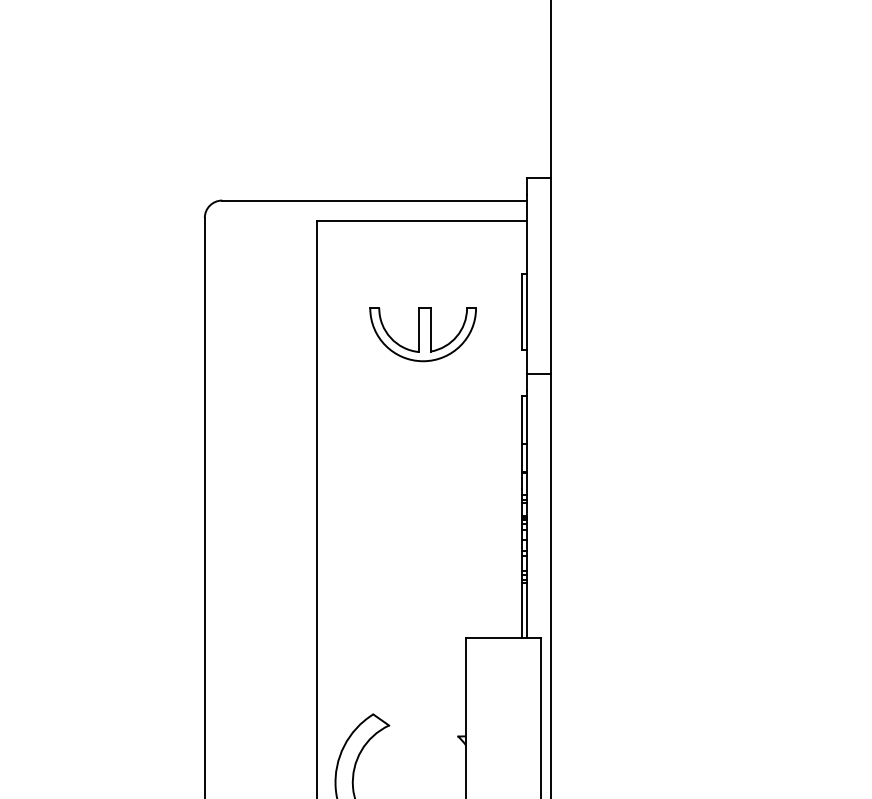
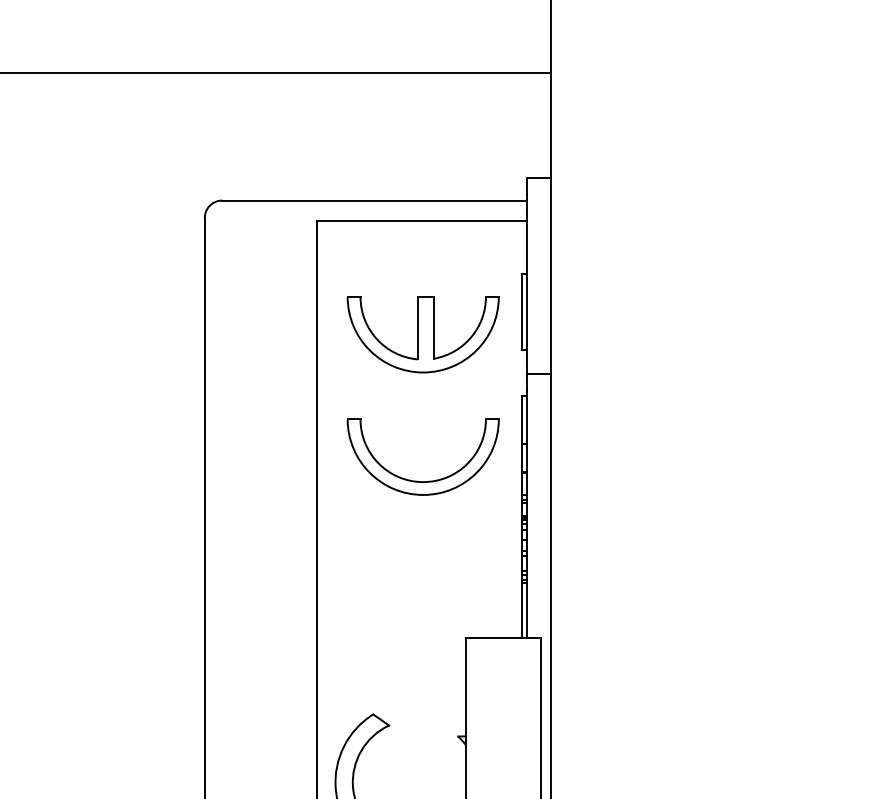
line: none -> present (276, 73)
part size: 108x56 px -> 154x78 px (422, 334)
part: none -> present (417, 480)
